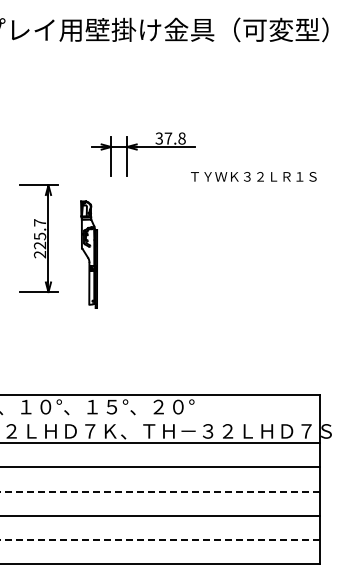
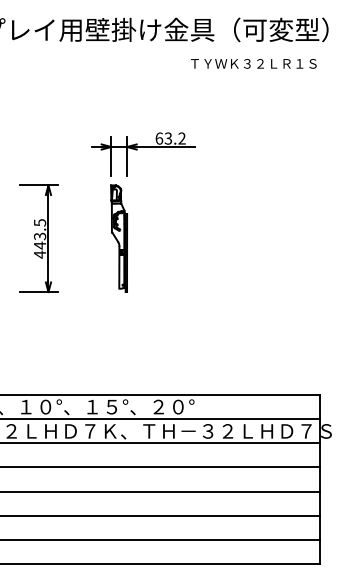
text: 37.8 -> 63.2 (170, 138)
text position: (253, 176) -> (253, 63) (253, 63)
text: 225.7 -> 443.5 (39, 238)
part position: (88, 254) -> (118, 238) (118, 238)
line: none -> present (160, 419)
line: dashed -> solid (160, 491)
line: dashed -> solid (160, 539)
